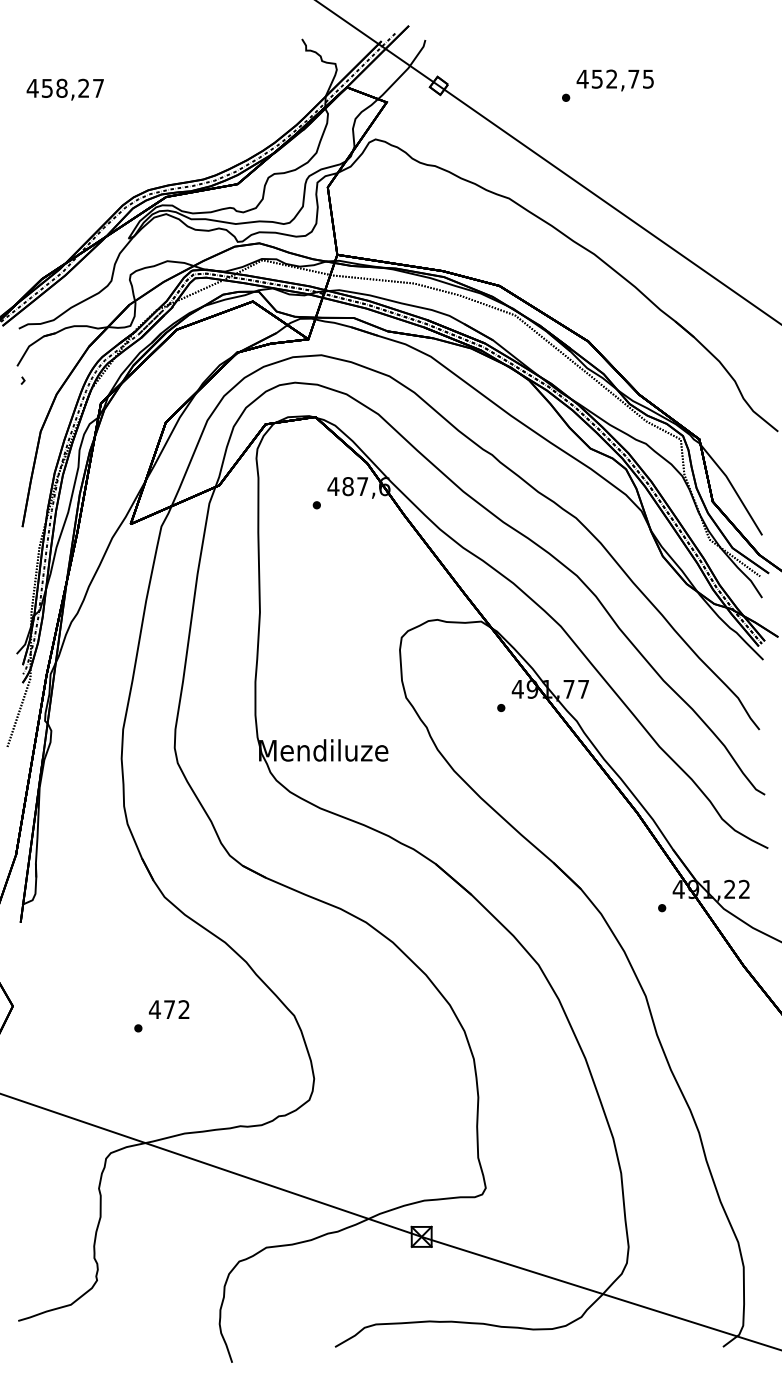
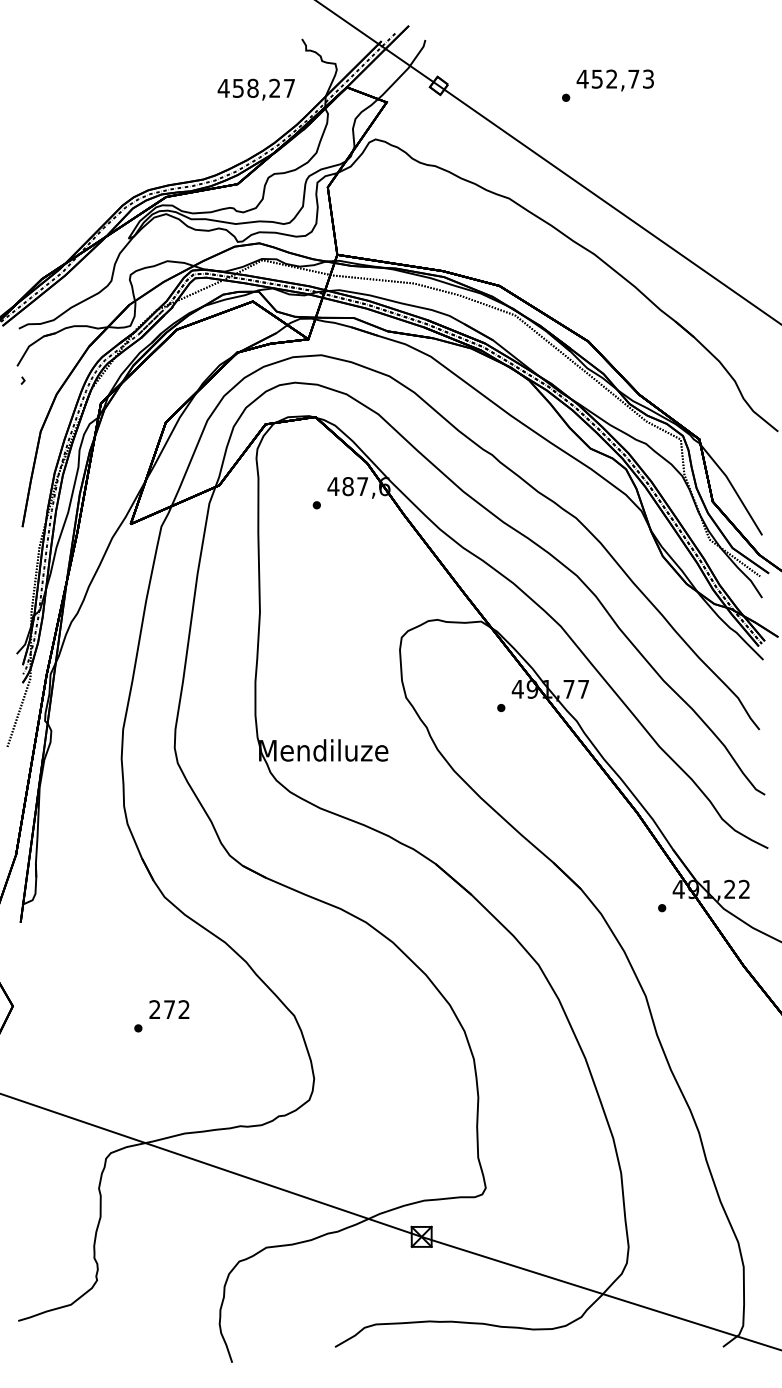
text: 452,75 -> 452,73 (648, 78)
text position: (64, 89) -> (255, 89) (255, 89)
text: 472 -> 272 (154, 1009)
